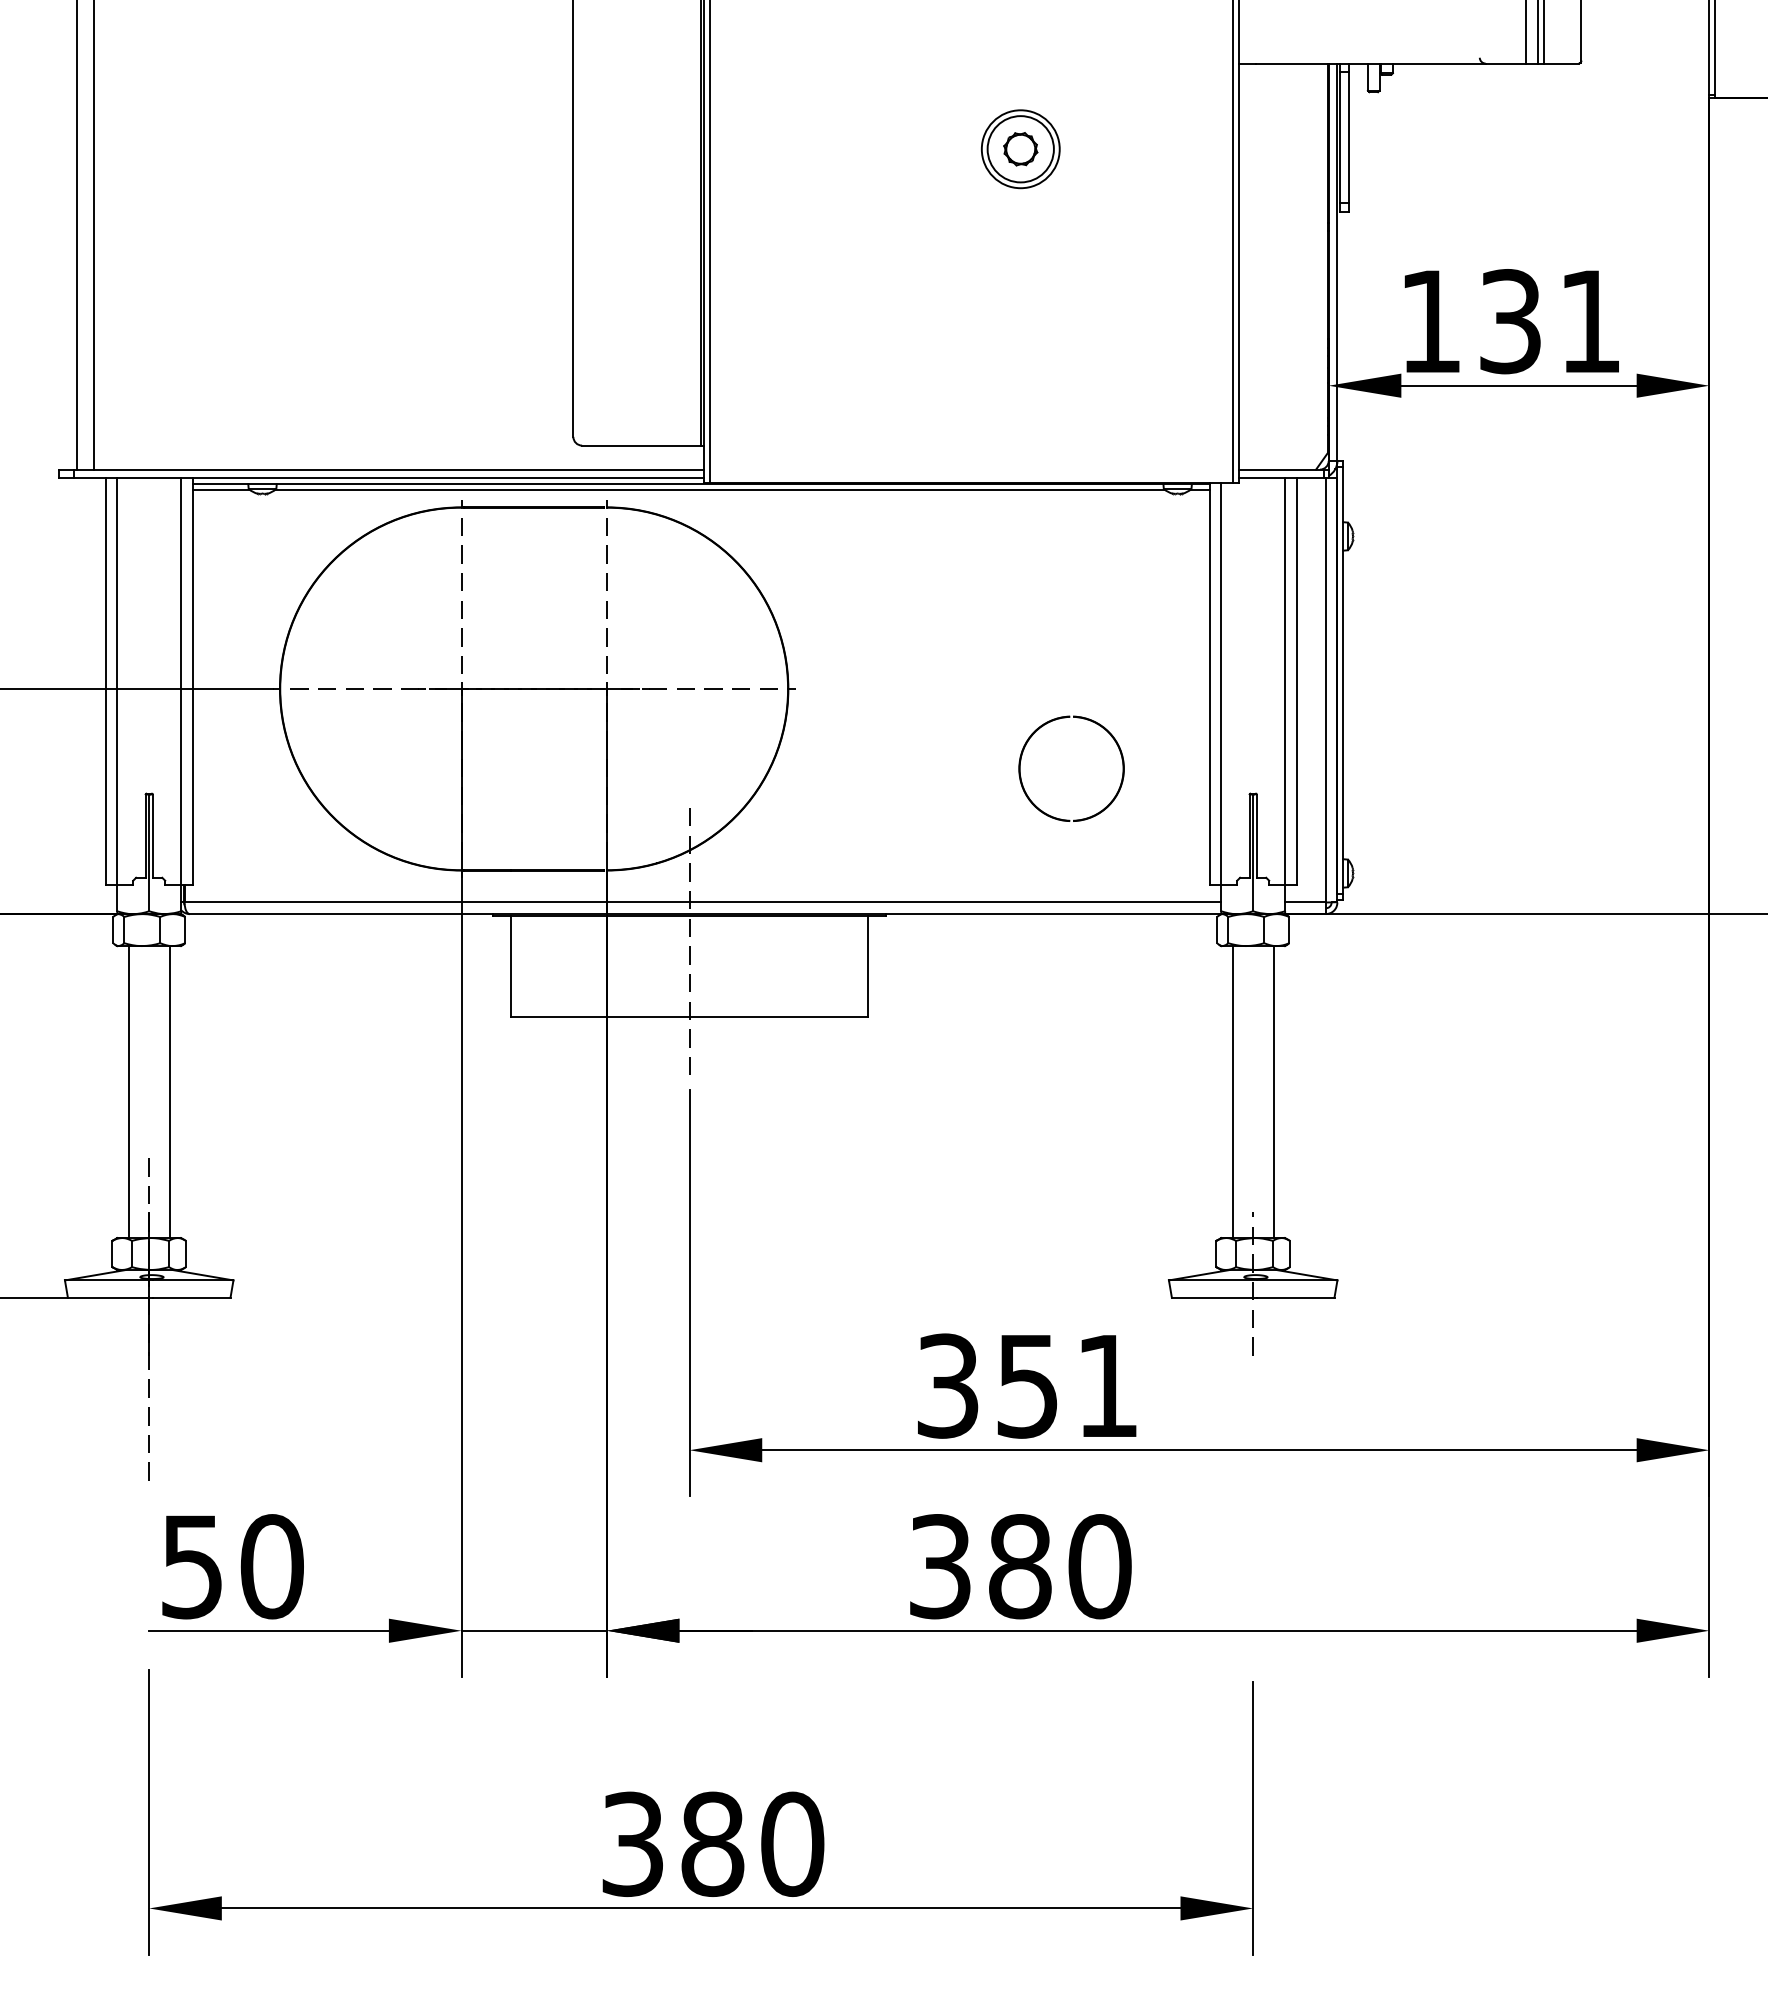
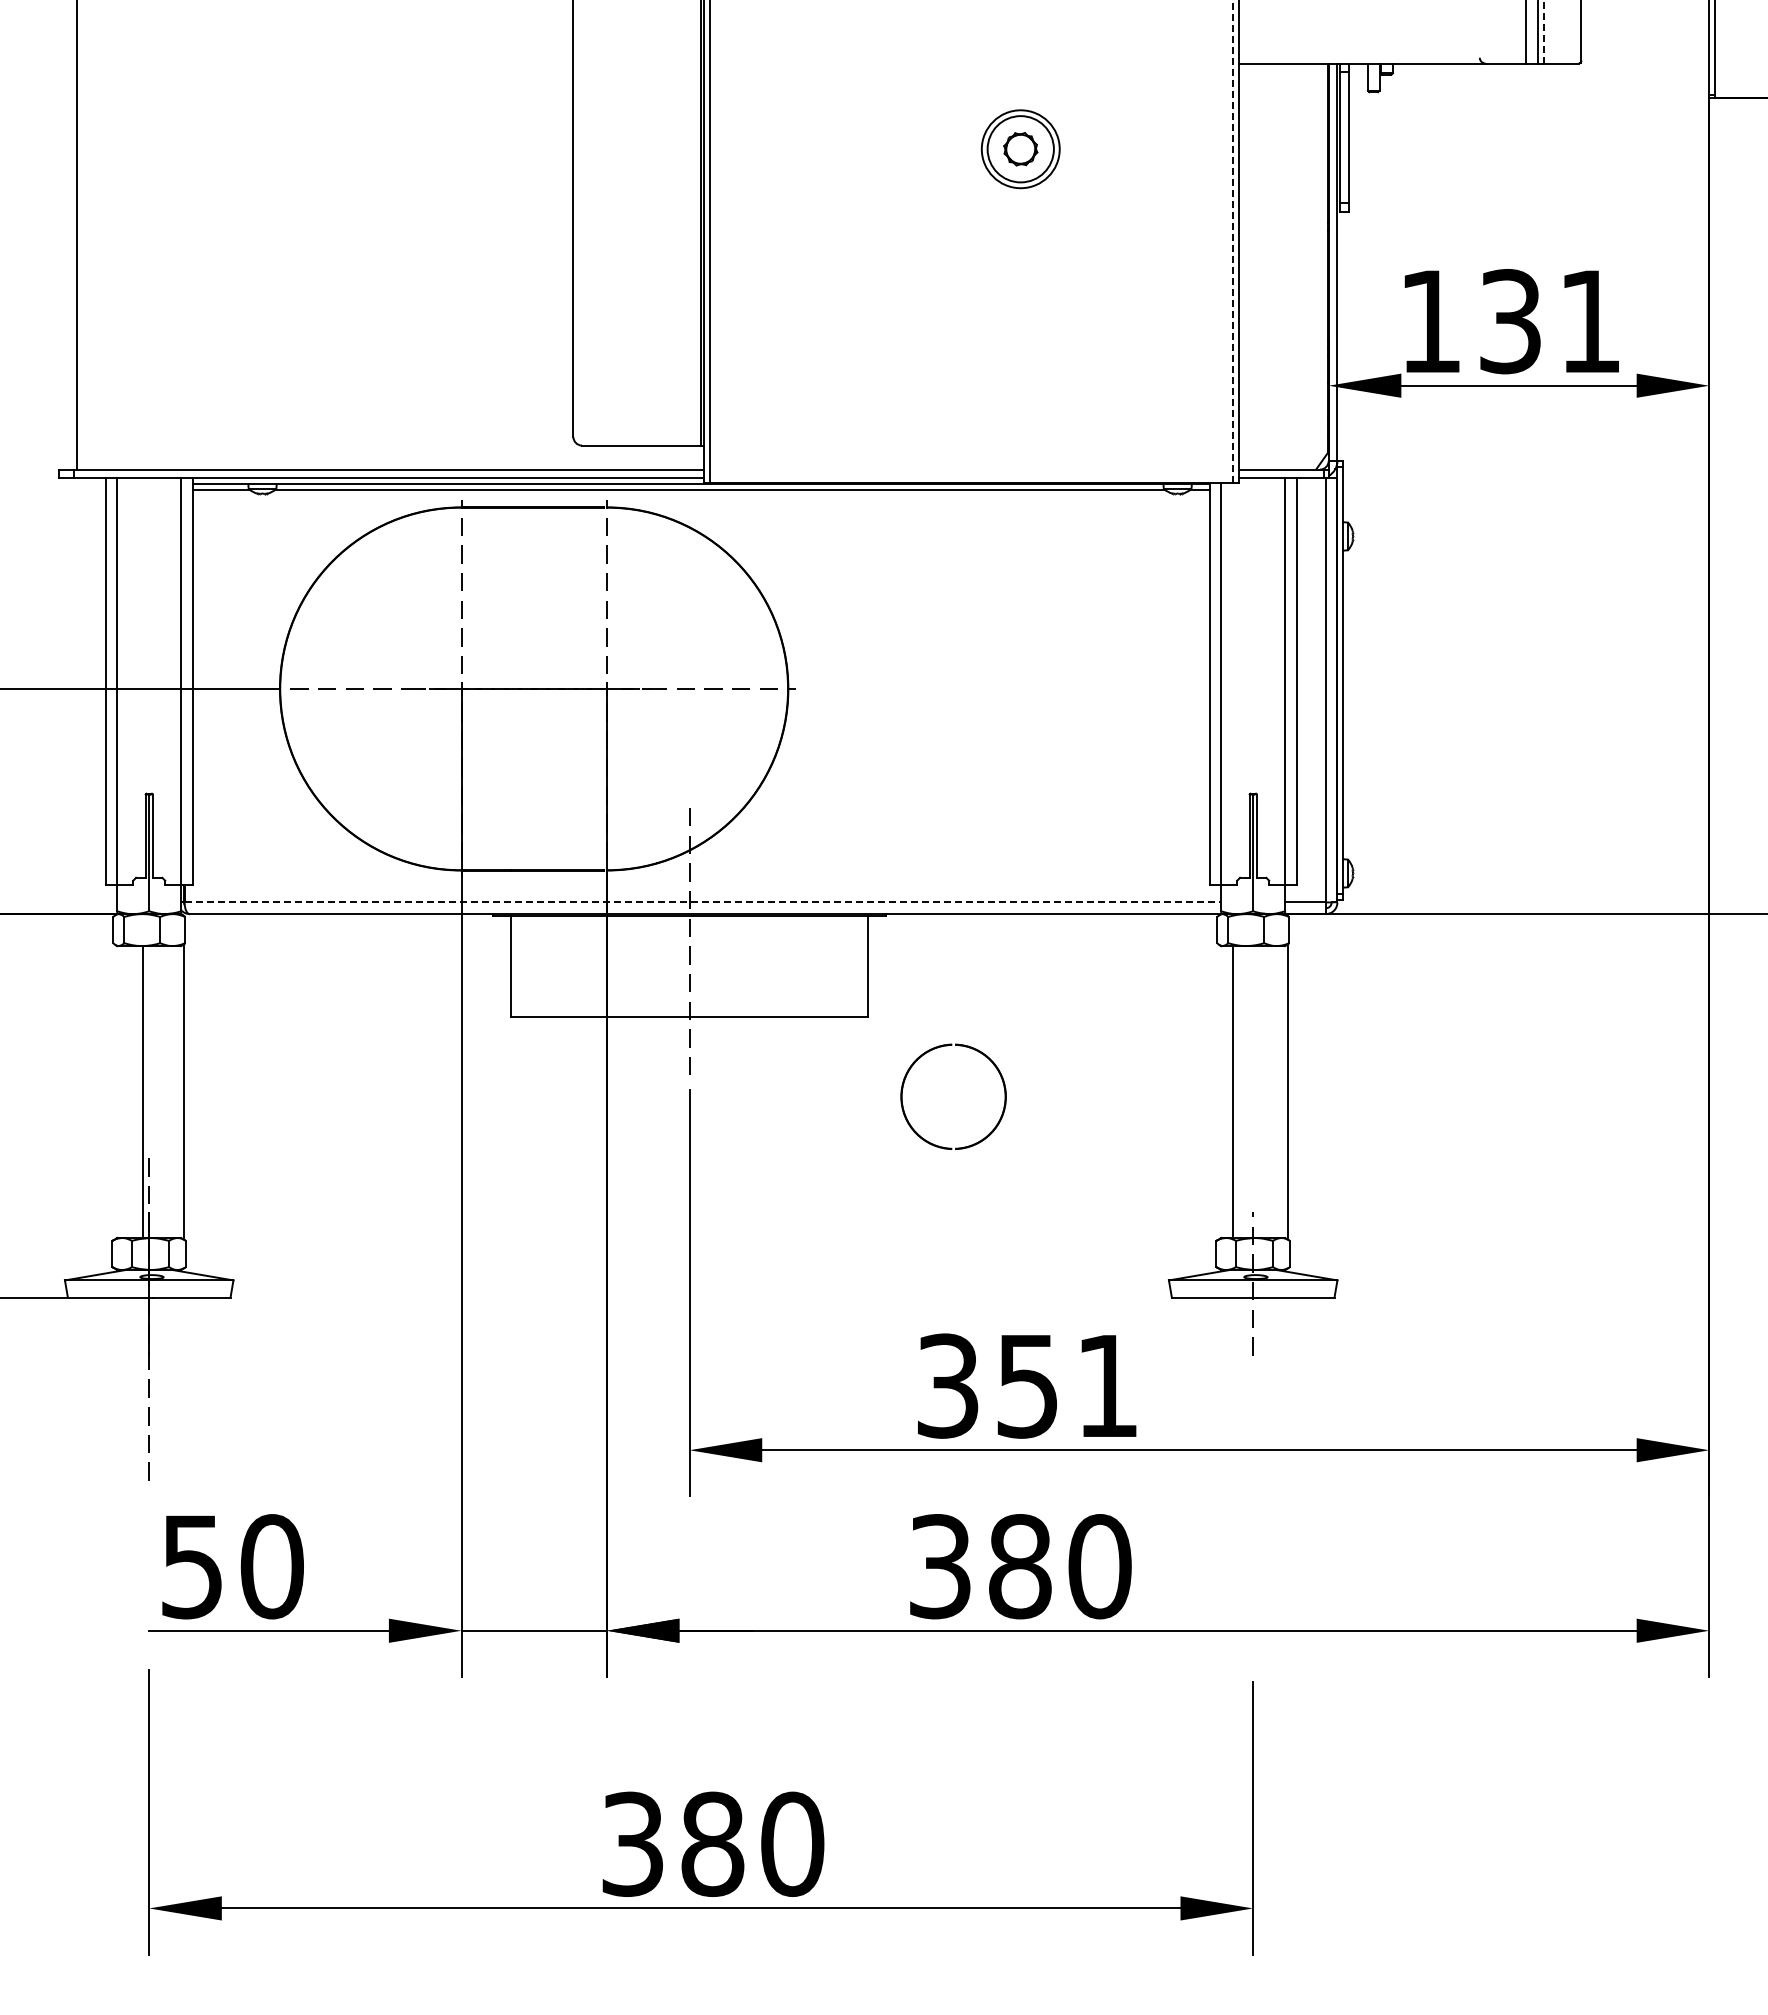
line: solid -> dashed (1543, 31)
line: present -> none (94, 235)
line: solid -> dashed (1232, 241)
part position: (1056, 720) -> (938, 1048) (938, 1048)
line: solid -> dashed (703, 902)
line position: (128, 1092) -> (142, 1092) (142, 1092)
line position: (169, 1092) -> (183, 1092) (183, 1092)
line position: (1273, 1092) -> (1287, 1092) (1287, 1092)
